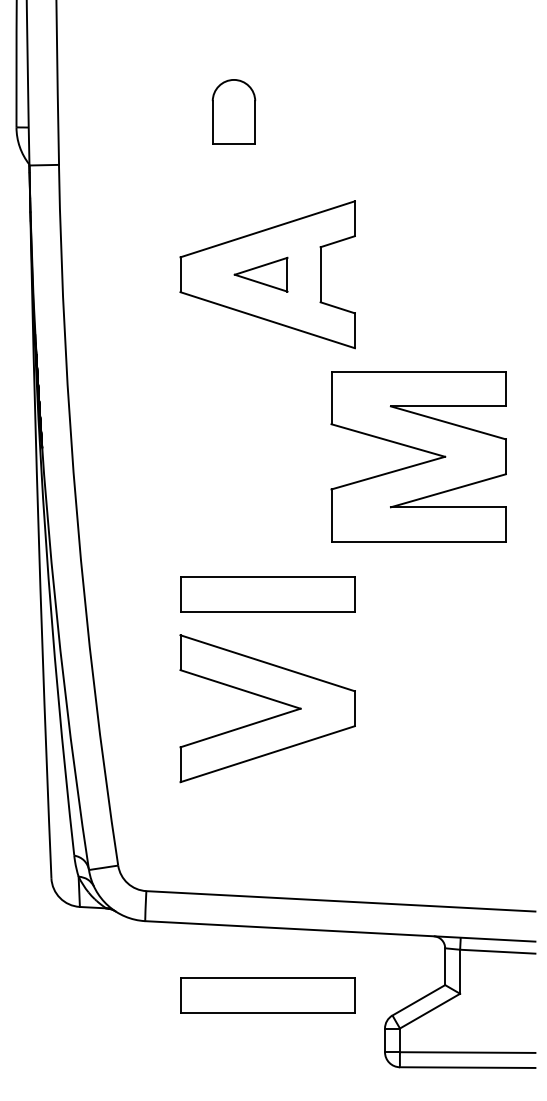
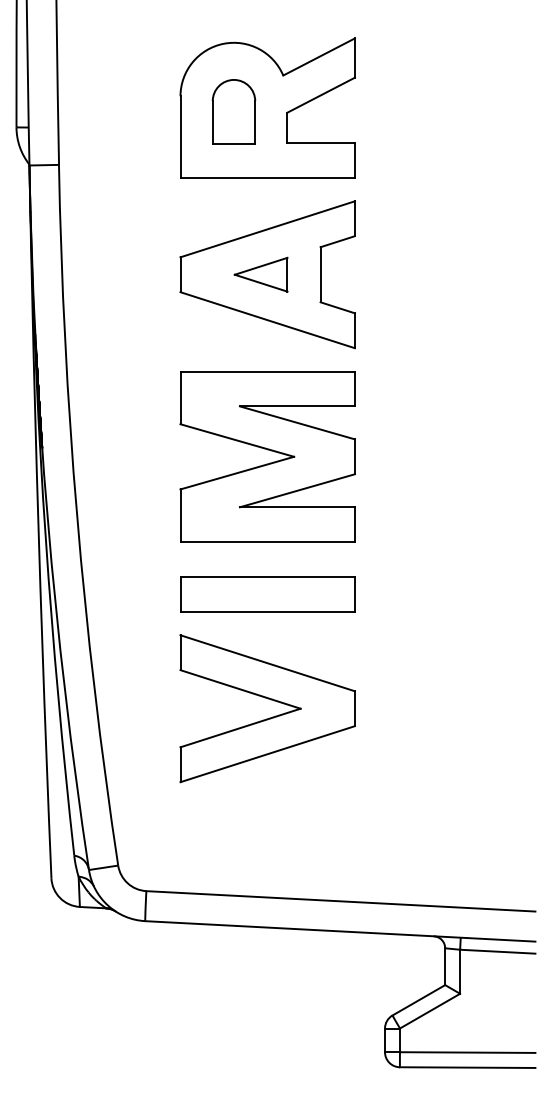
part: none -> present (267, 107)
part position: (418, 456) -> (267, 456) (267, 456)
part: present -> none (267, 995)
